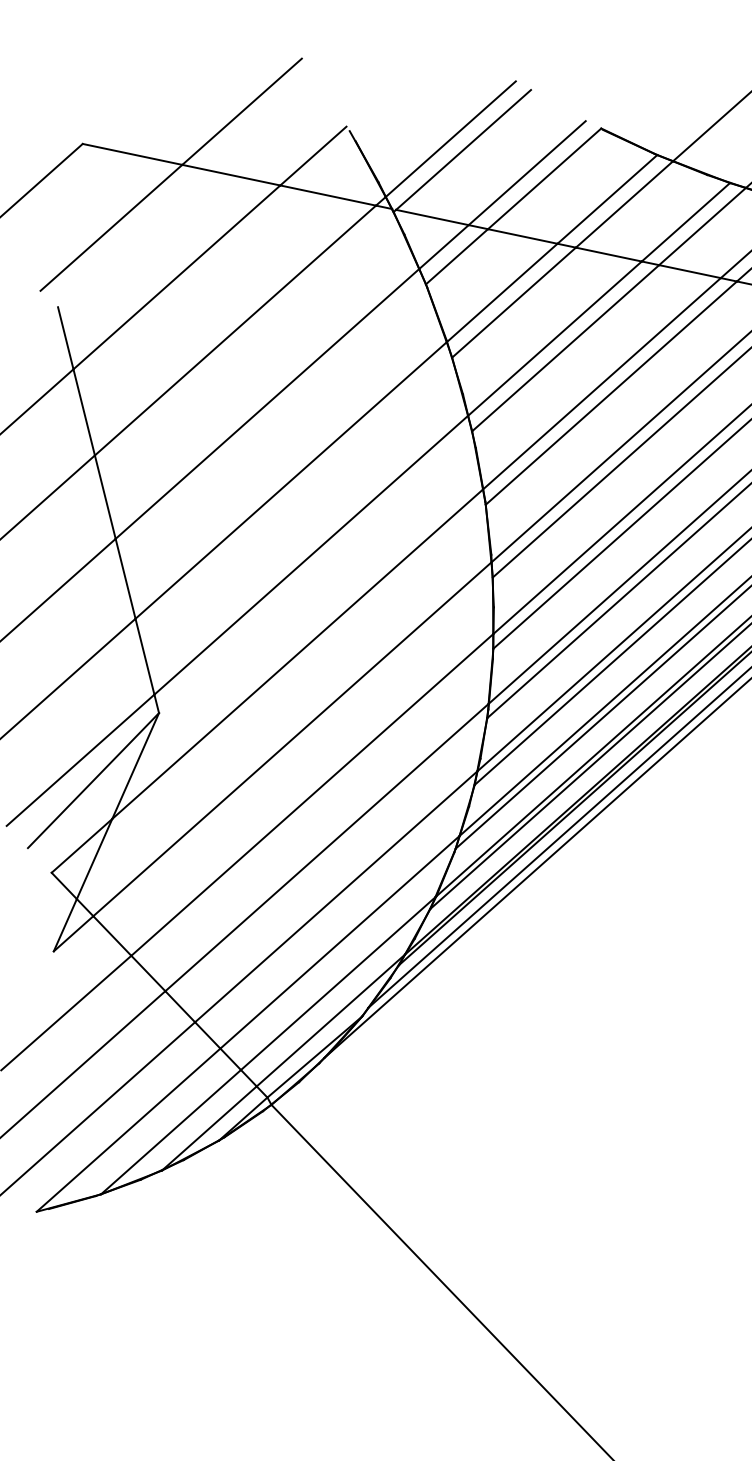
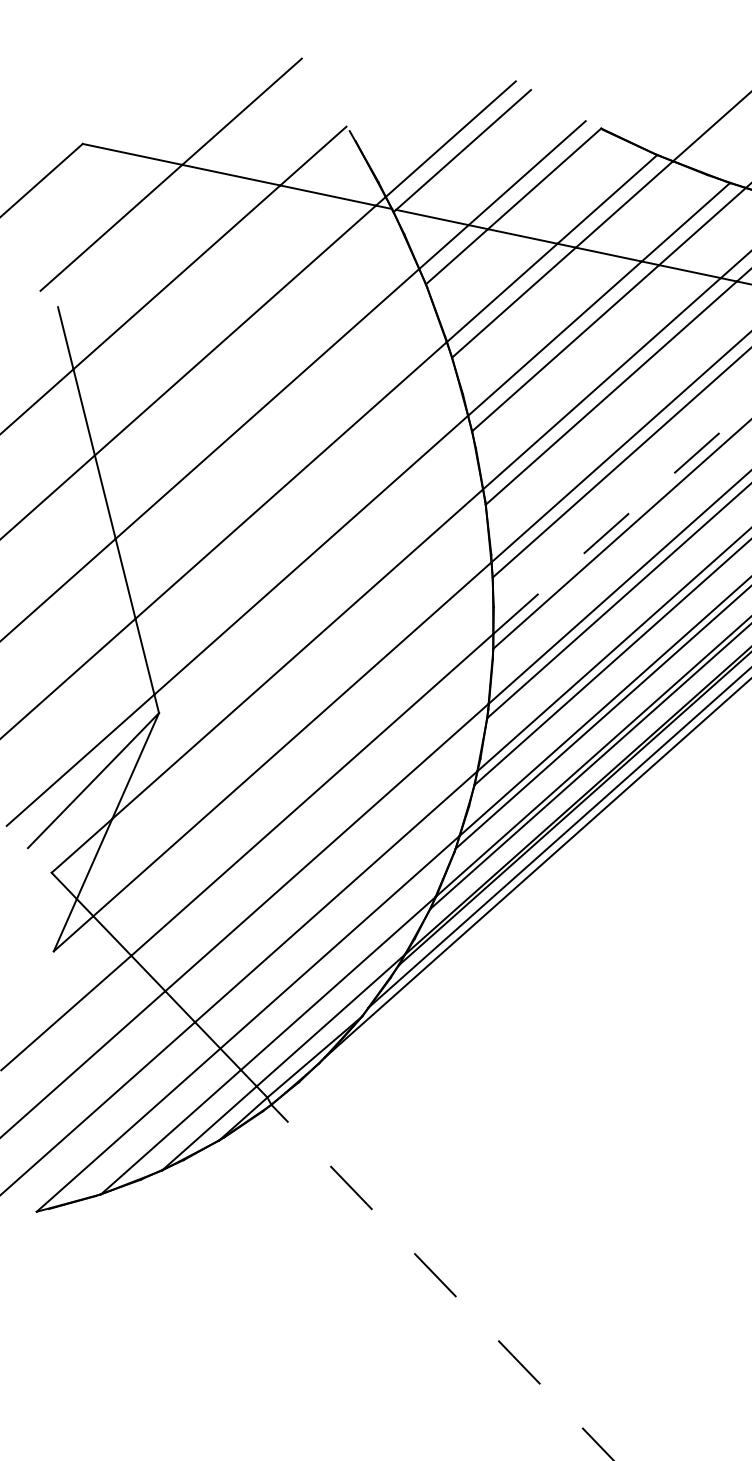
line: solid -> dashed (622, 519)
line: solid -> dashed (442, 1282)
